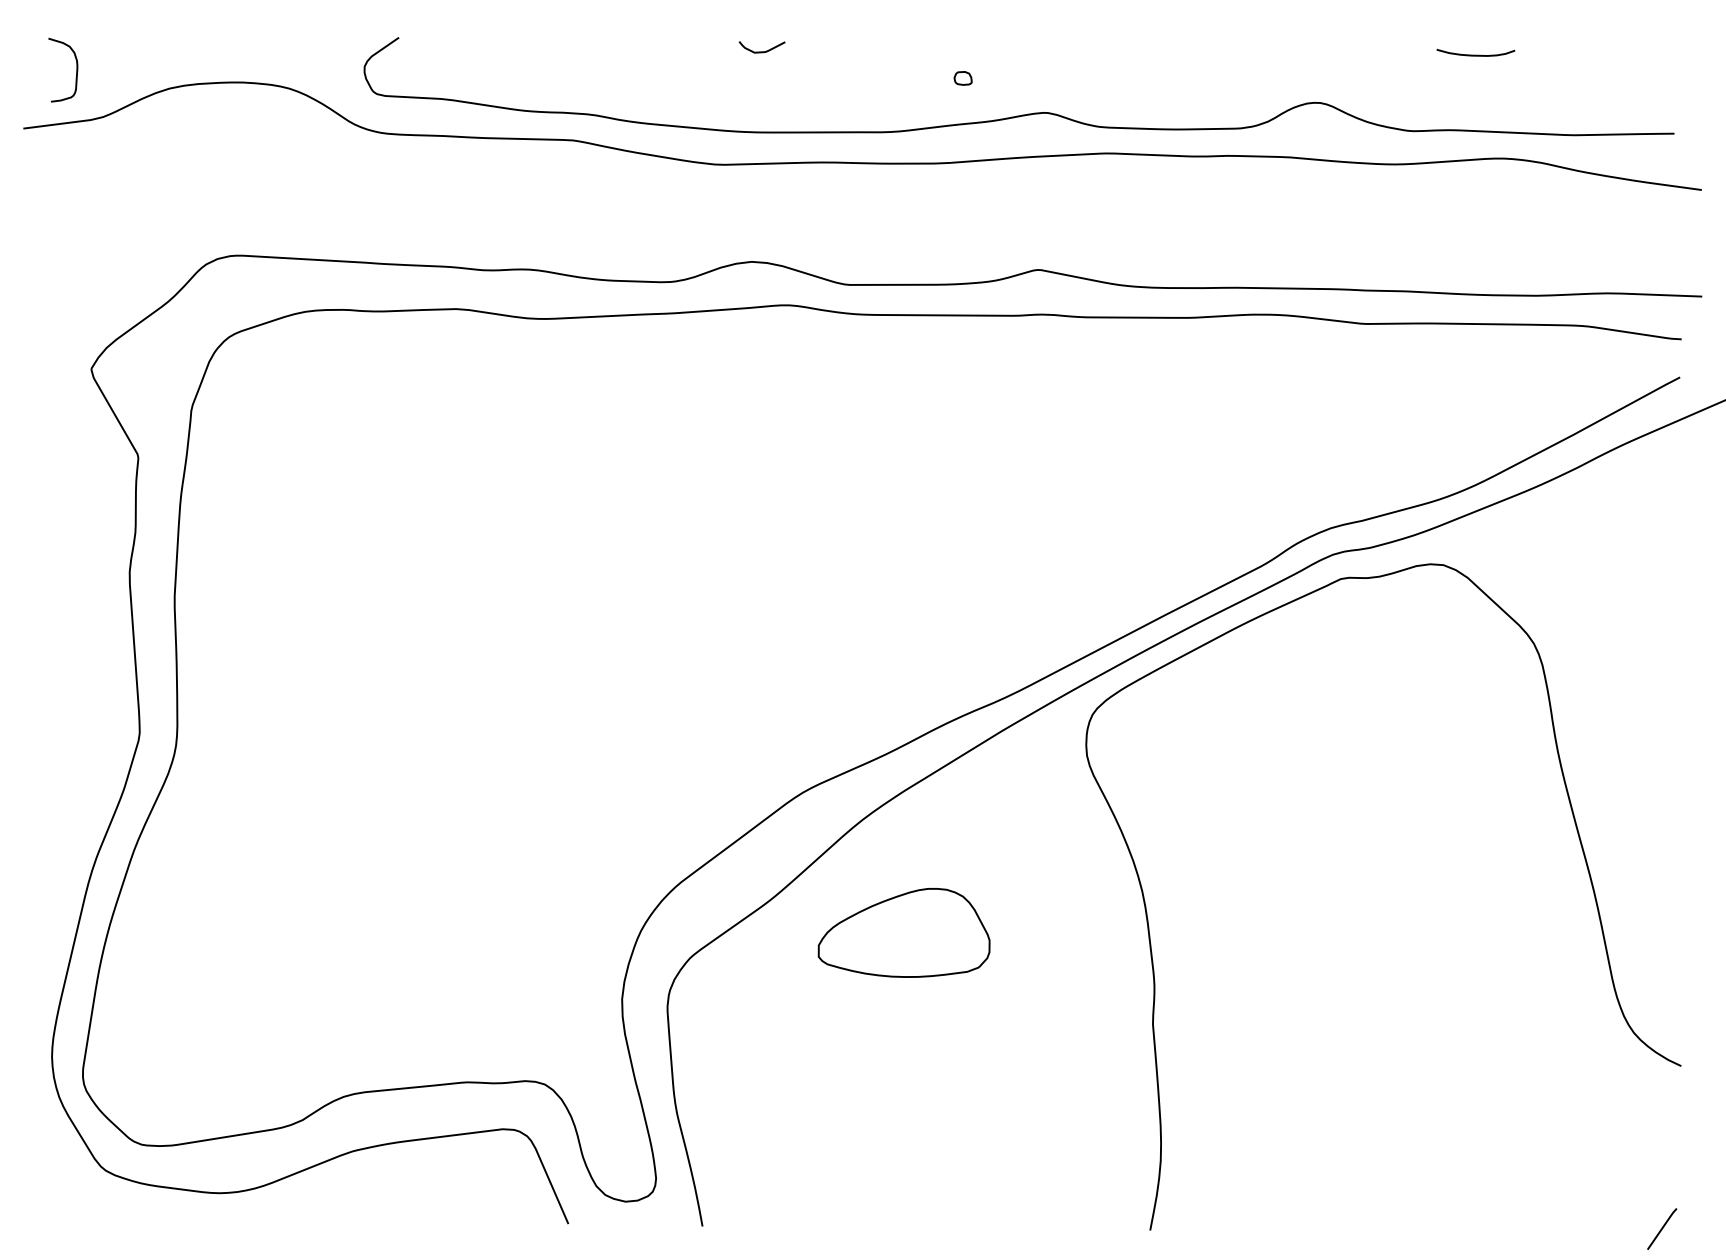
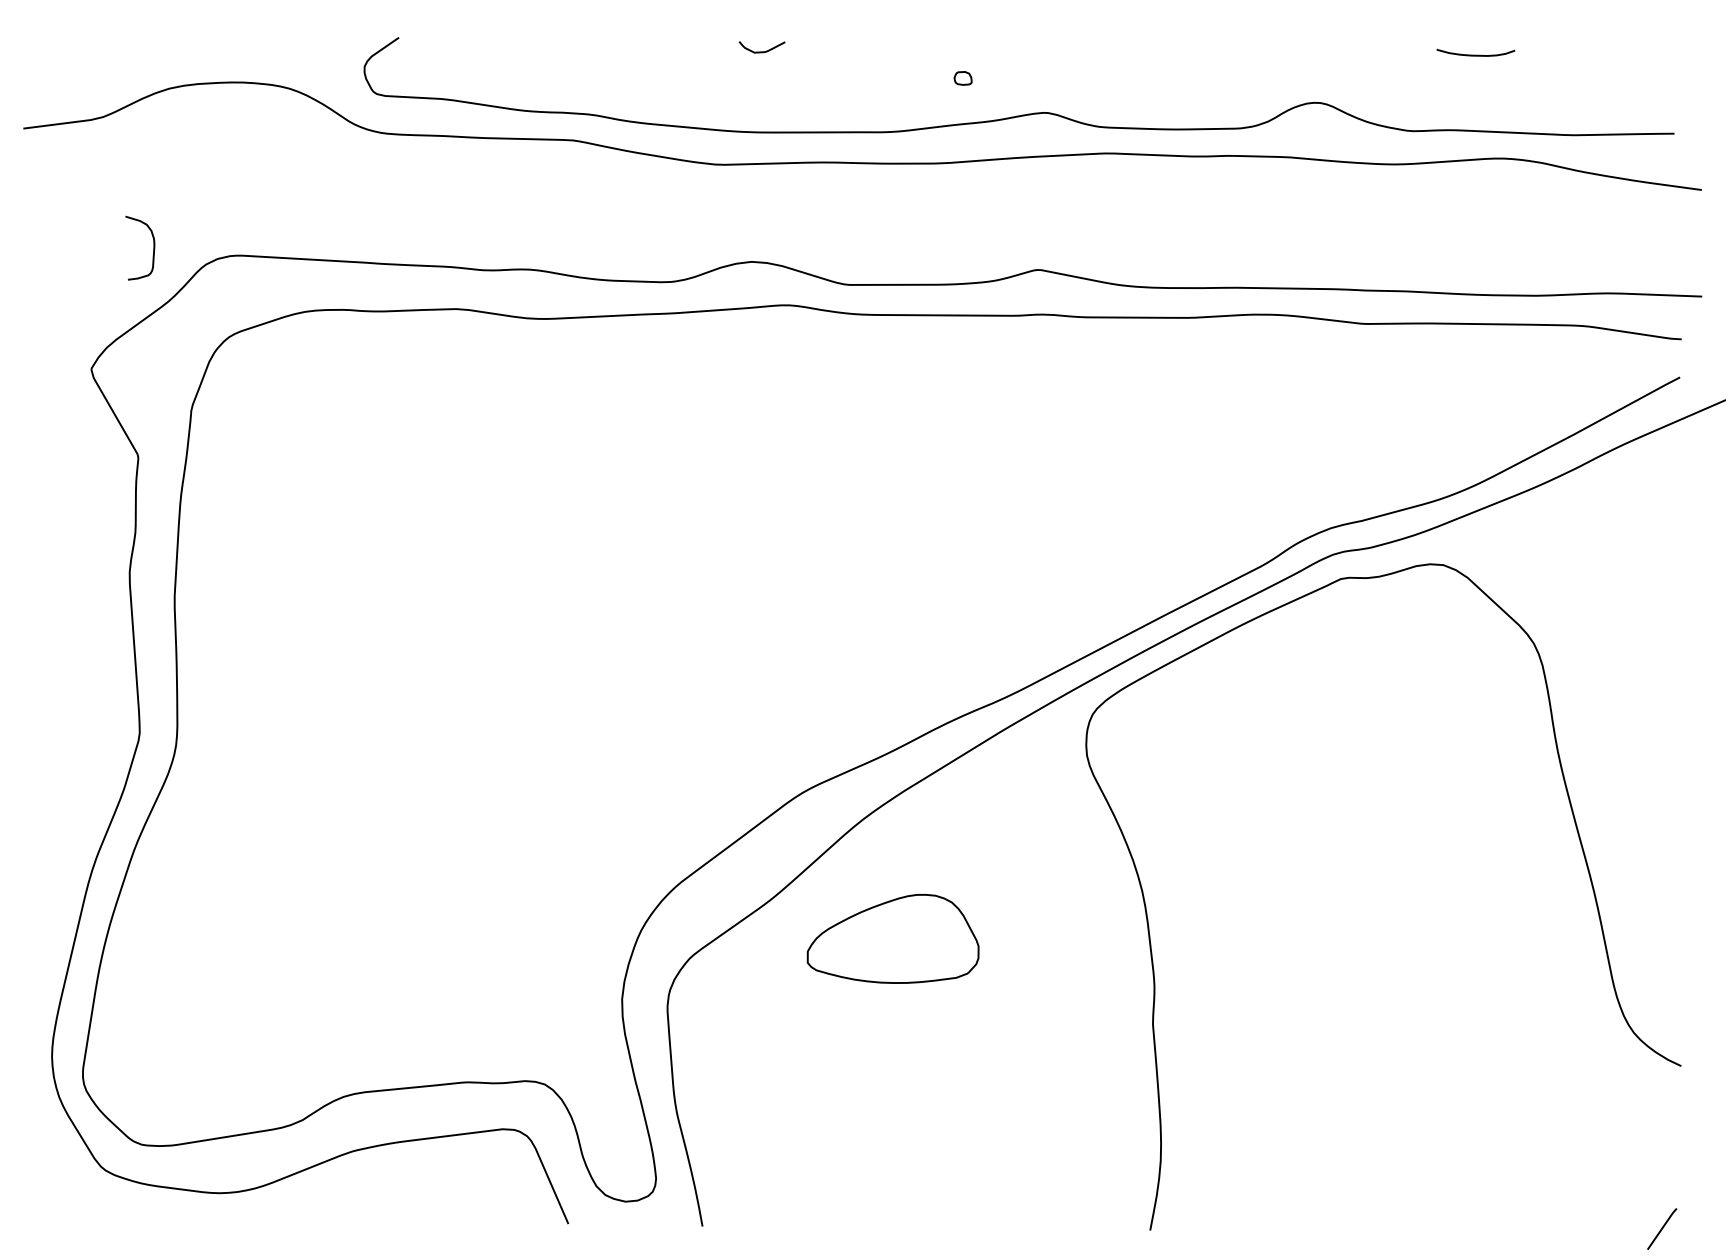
curve position: (76, 69) -> (153, 247) (153, 247)
part position: (903, 932) -> (892, 938) (892, 938)
